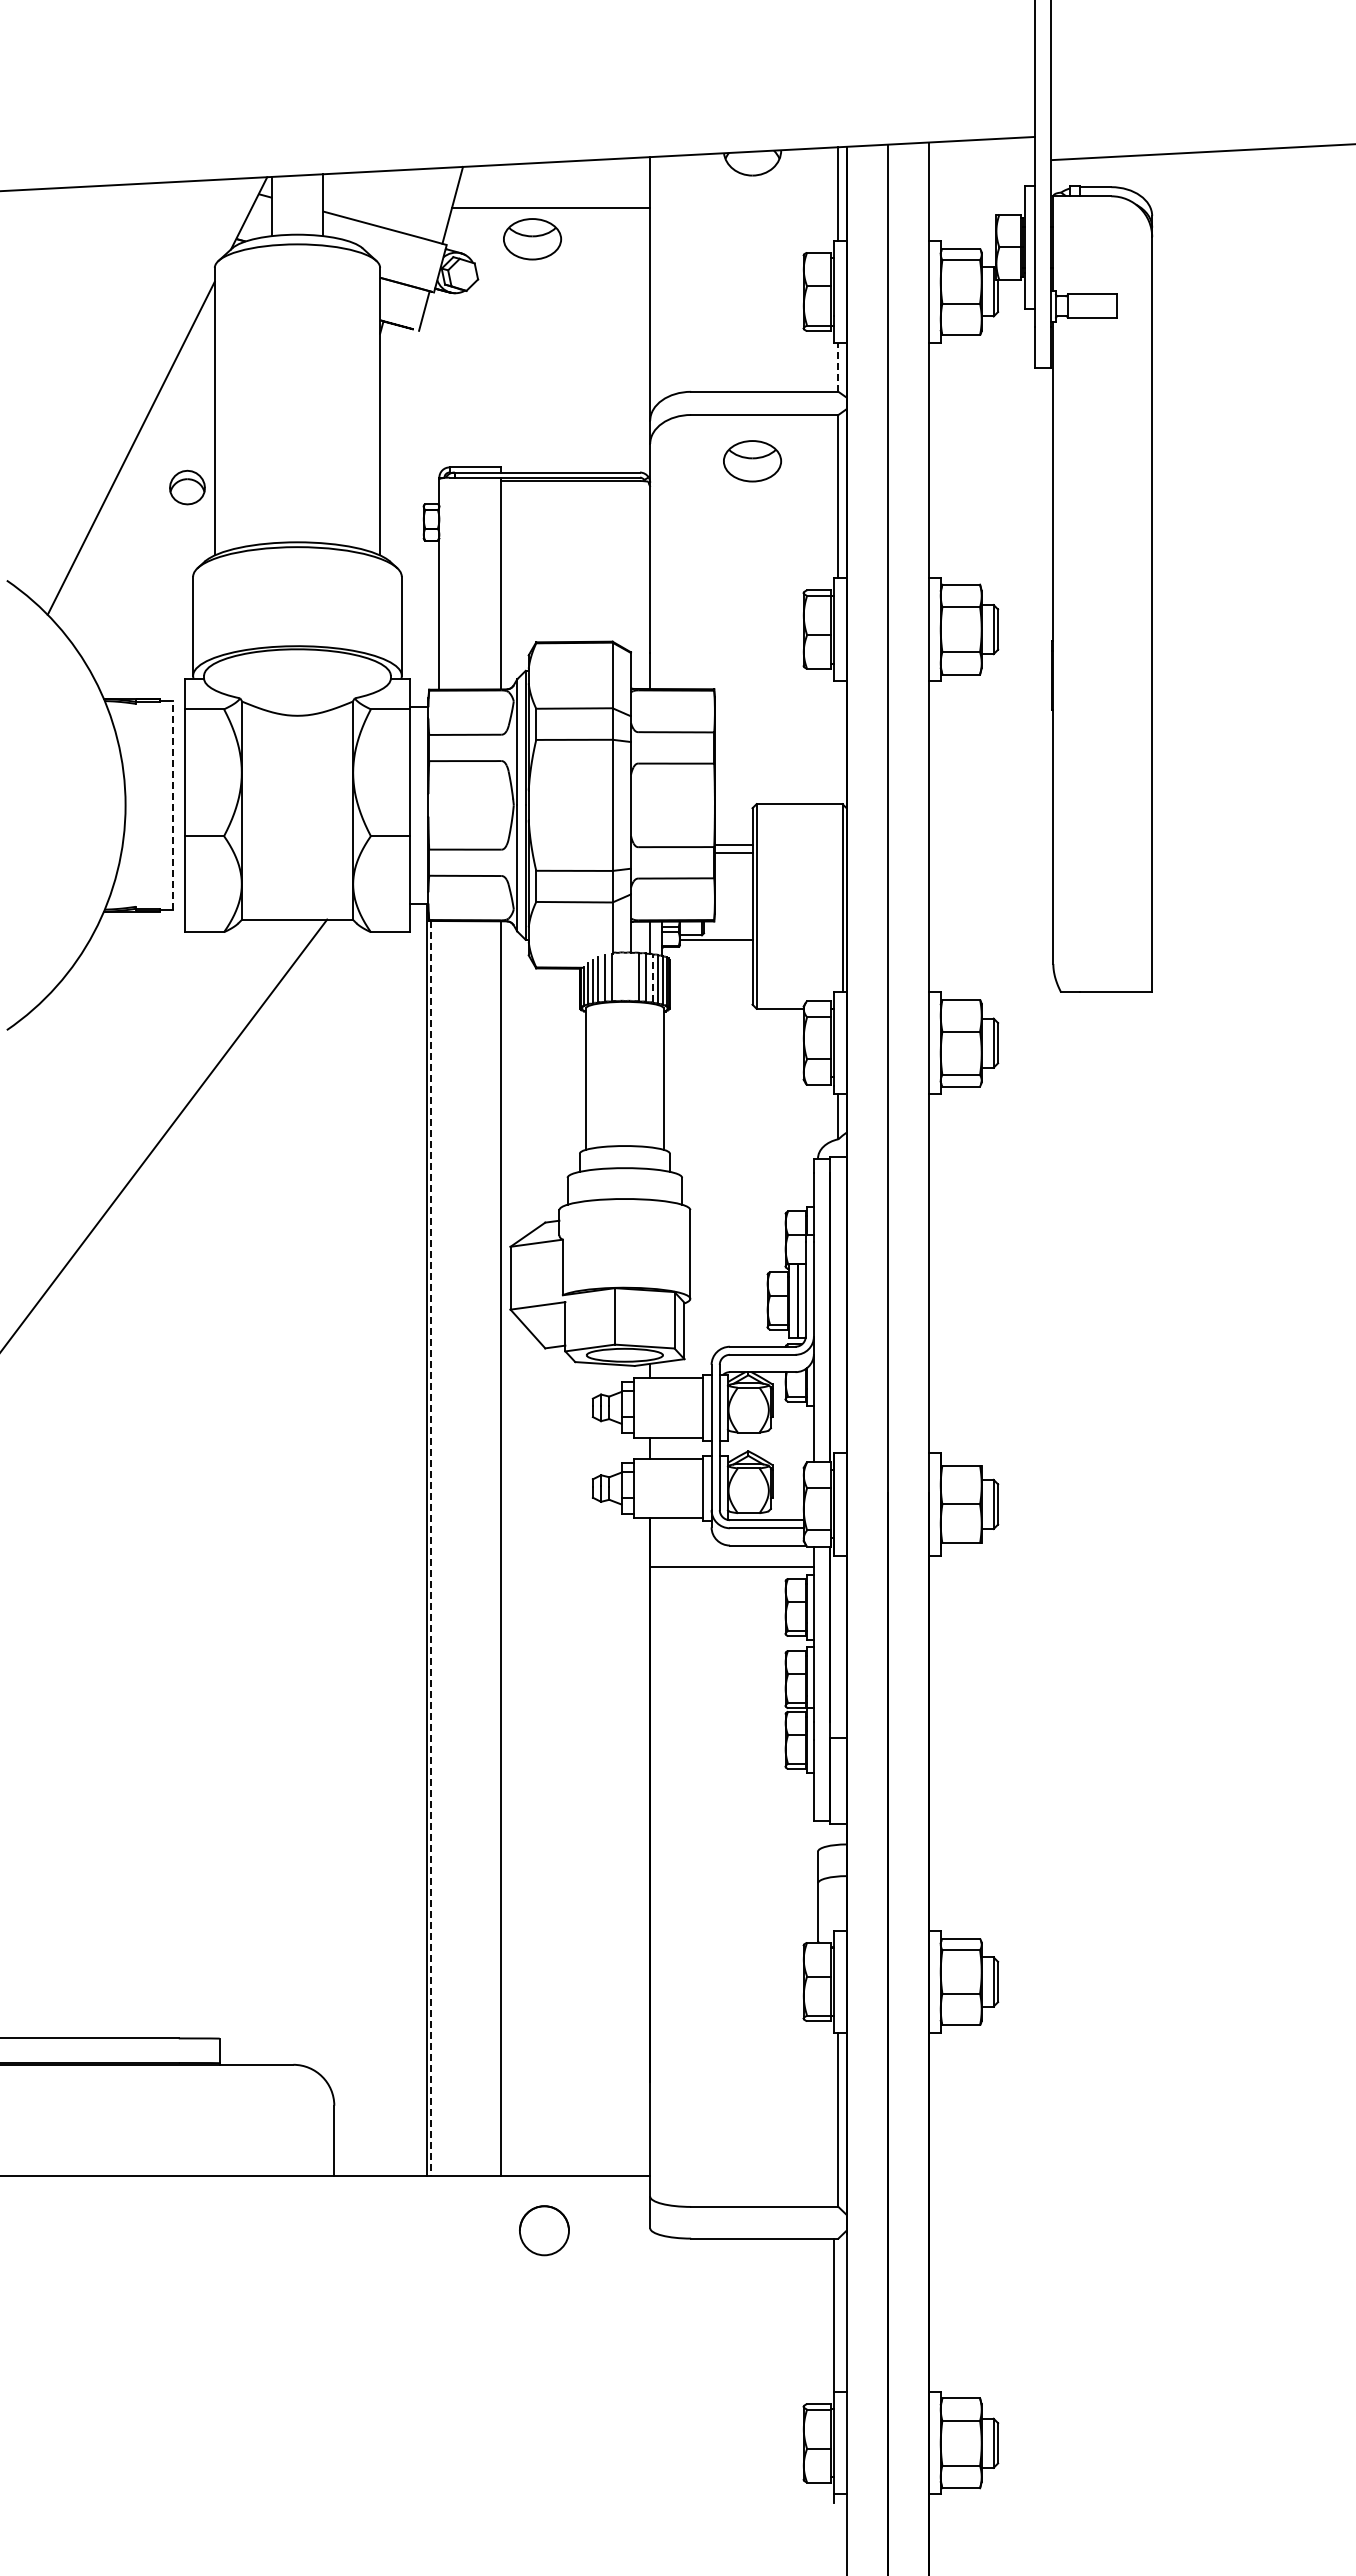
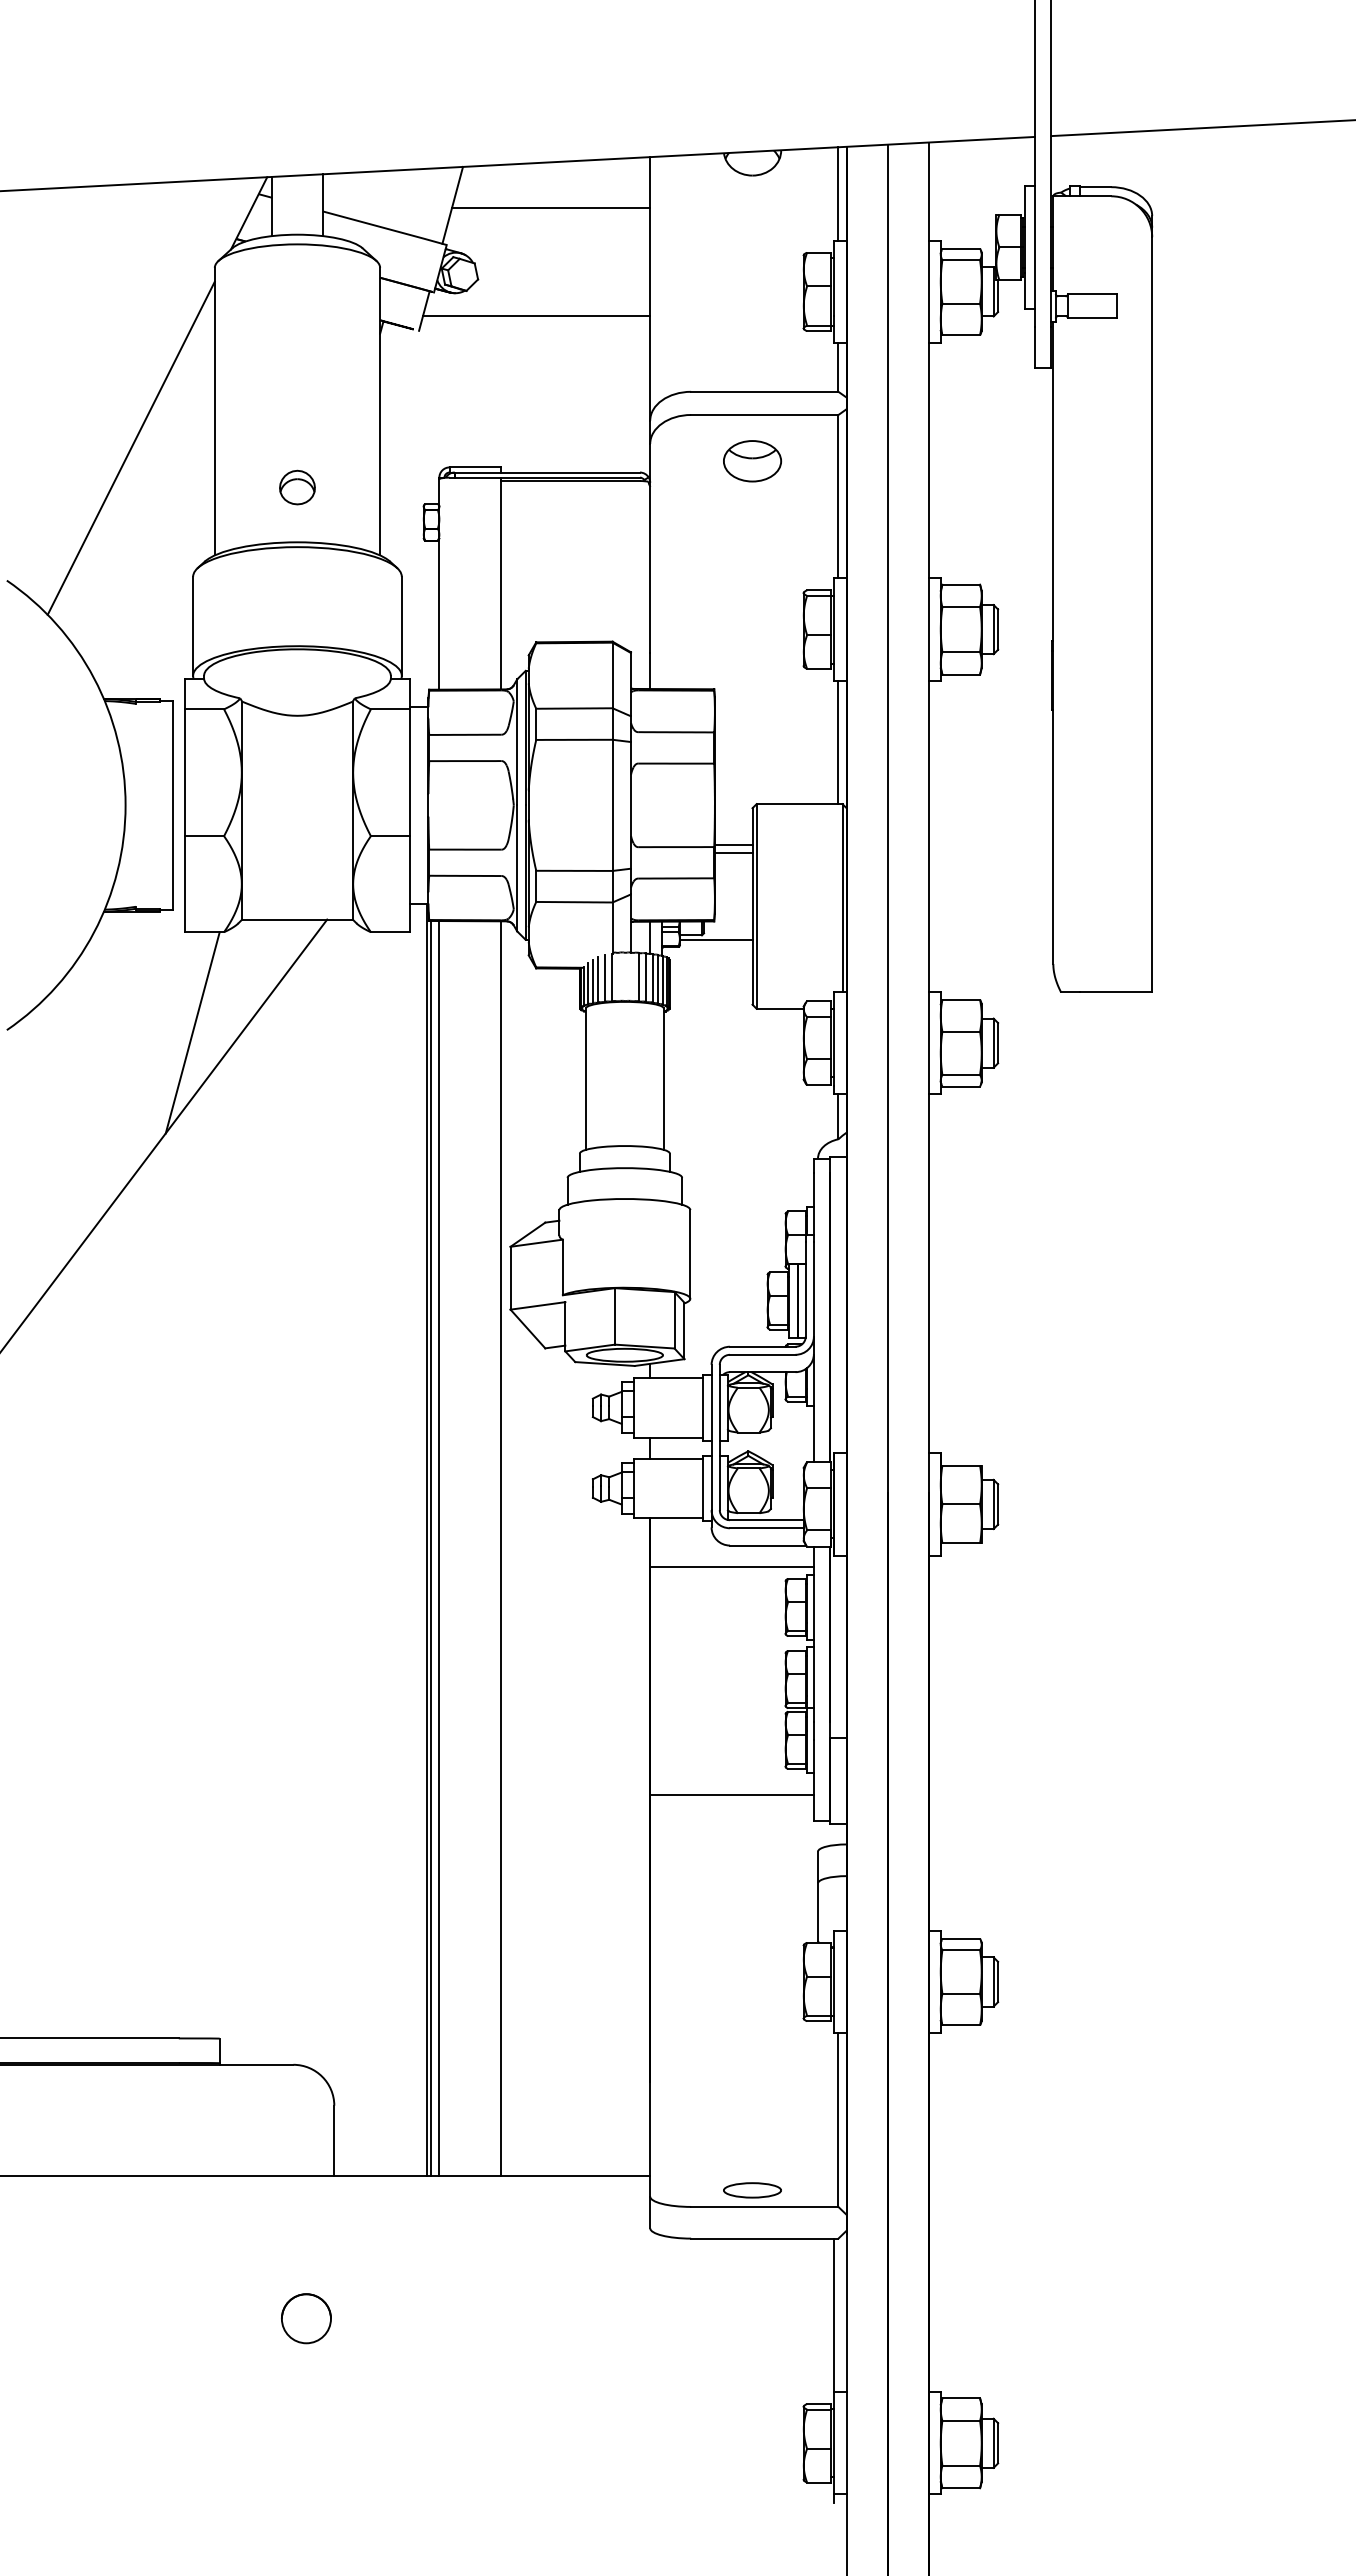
line position: (1202, 152) -> (1201, 128) (1201, 128)
part: present -> none (532, 239)
line: none -> present (536, 316)
line: dashed -> solid (838, 366)
part position: (187, 487) -> (297, 487) (297, 487)
line: none -> present (838, 742)
line: dashed -> solid (172, 804)
line: dashed -> solid (652, 977)
line: none -> present (192, 1032)
line: dashed -> solid (431, 1548)
line: none -> present (439, 1548)
line: none -> present (731, 1794)
part: none -> present (752, 2190)
circle position: (544, 2230) -> (306, 2318) (306, 2318)
